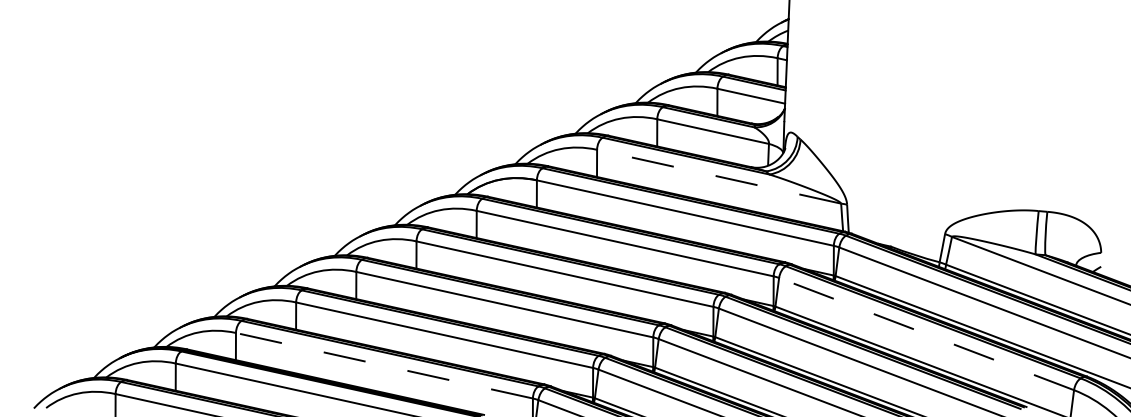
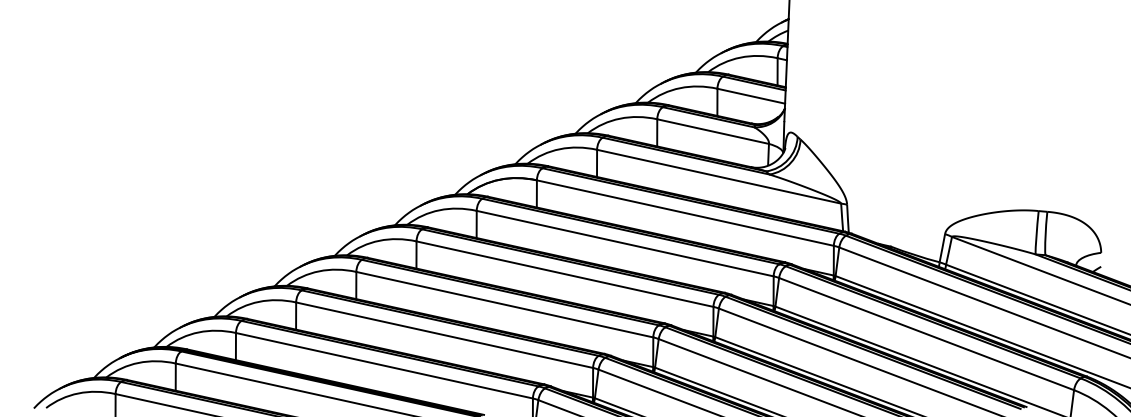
line: dashed -> solid (719, 176)
line: dashed -> solid (926, 334)
line: dashed -> solid (383, 365)
